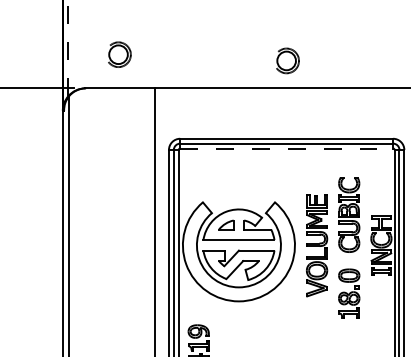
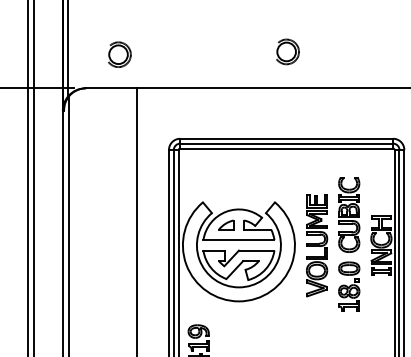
line: dashed -> solid (68, 48)
part position: (287, 60) -> (287, 51) (287, 51)
line: dashed -> solid (287, 148)
line: none -> present (28, 177)
line: none -> present (34, 177)
line position: (154, 220) -> (136, 220) (136, 220)
part position: (349, 293) -> (349, 286) (349, 286)
